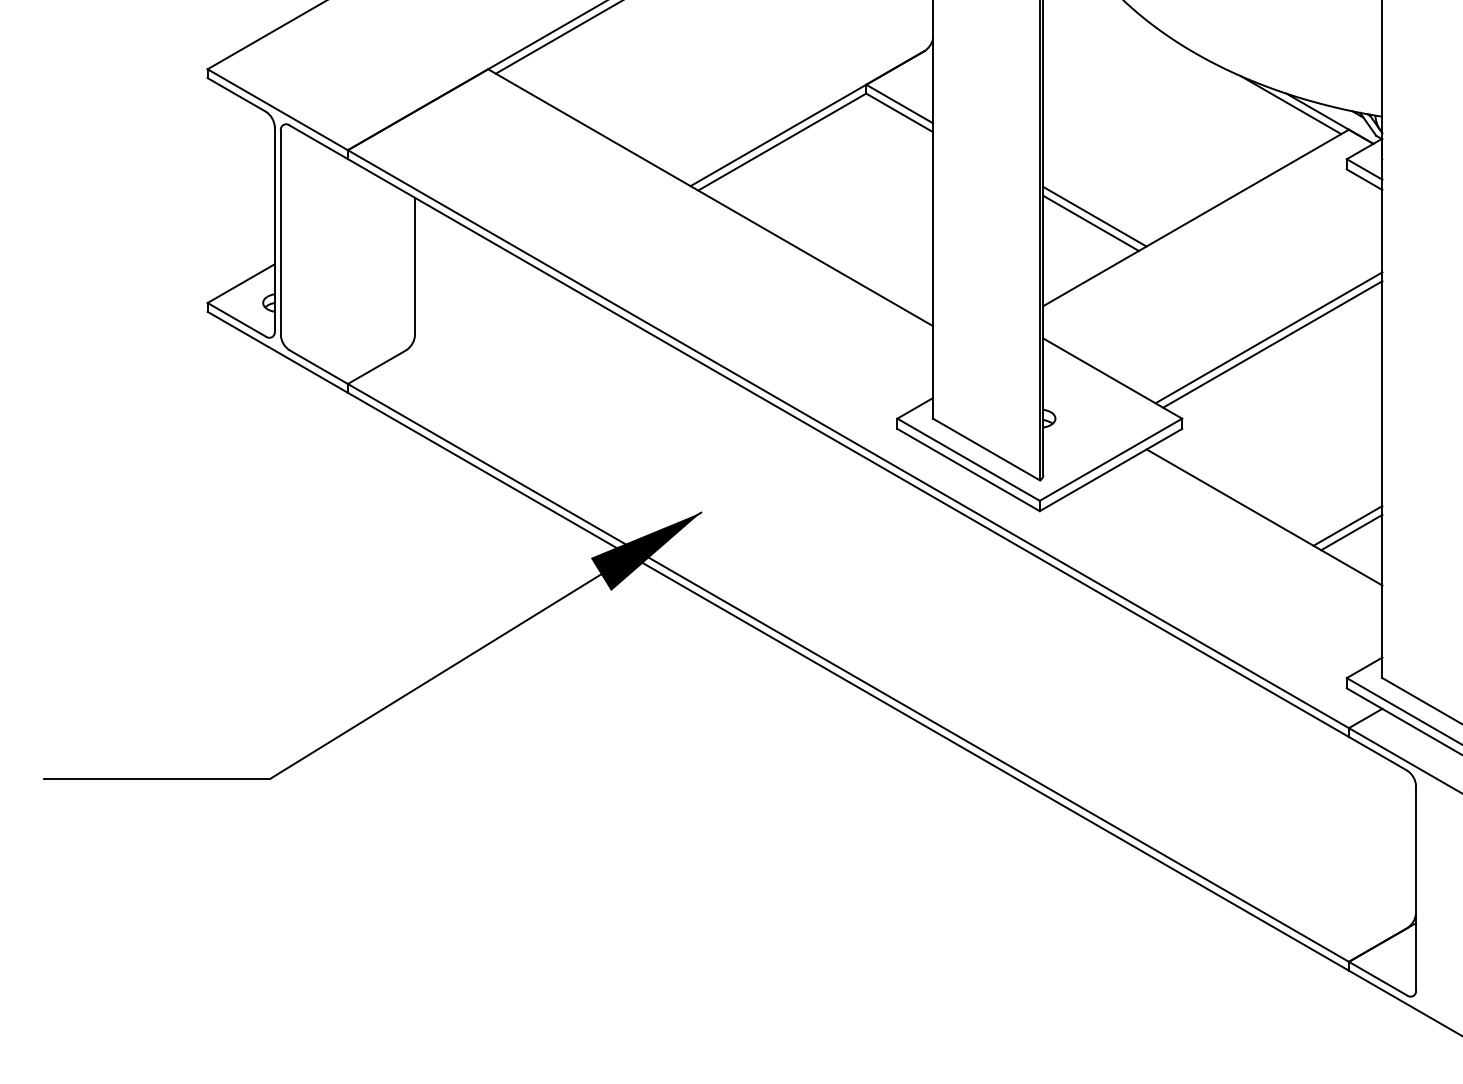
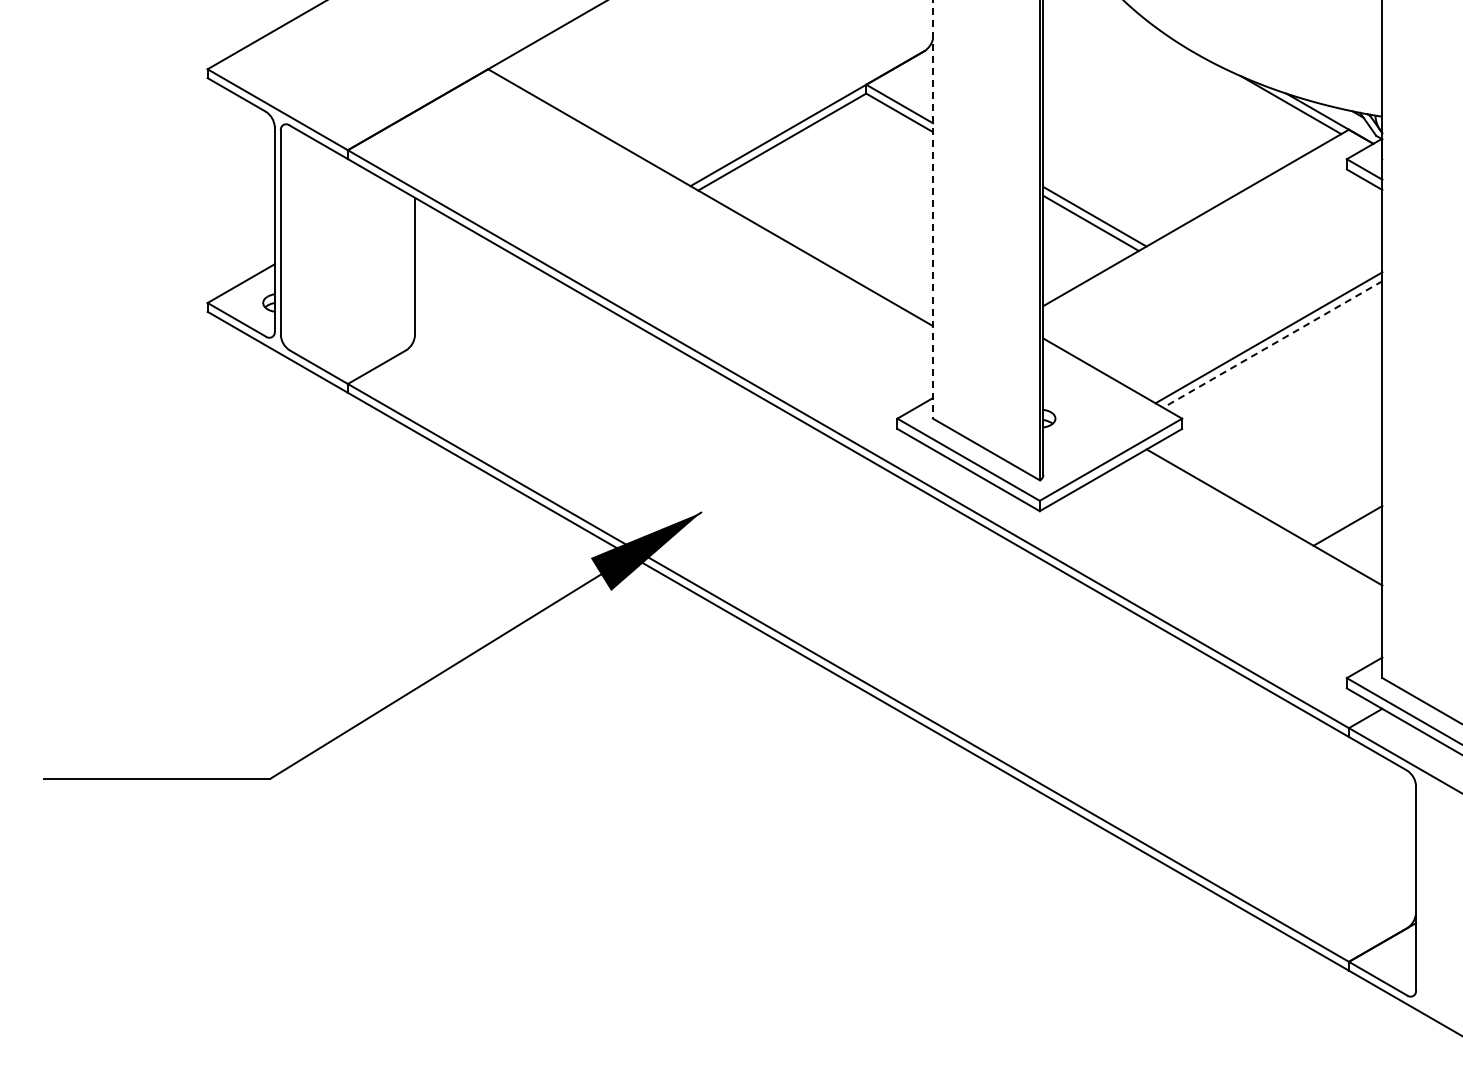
line: present -> none (557, 37)
line: solid -> dashed (933, 209)
line: solid -> dashed (1272, 344)
line: present -> none (1351, 532)
